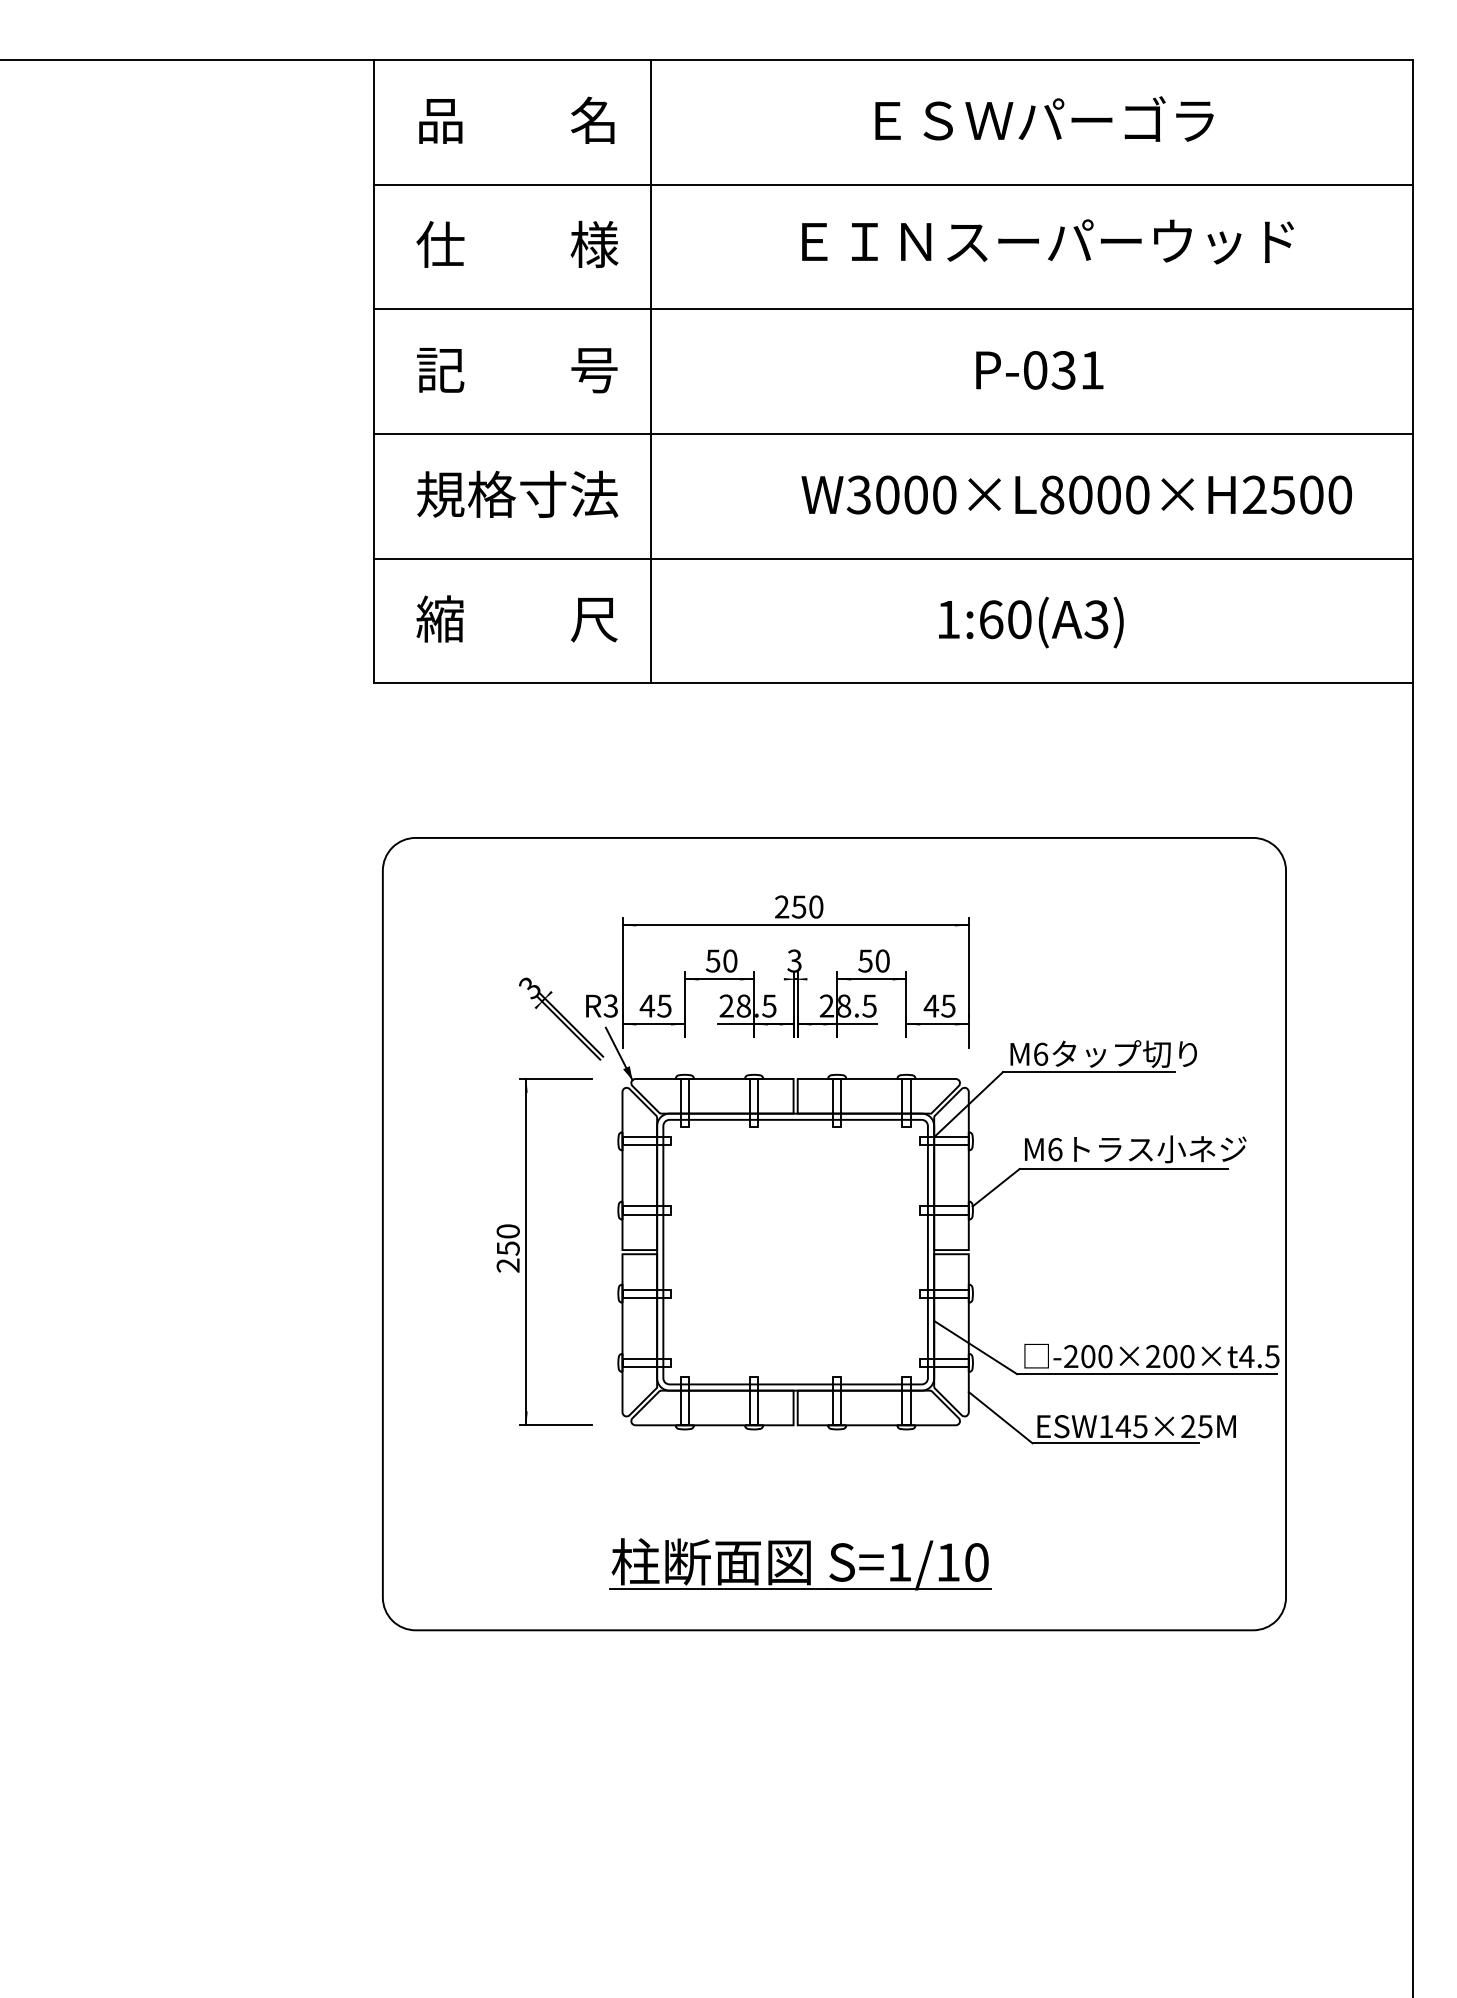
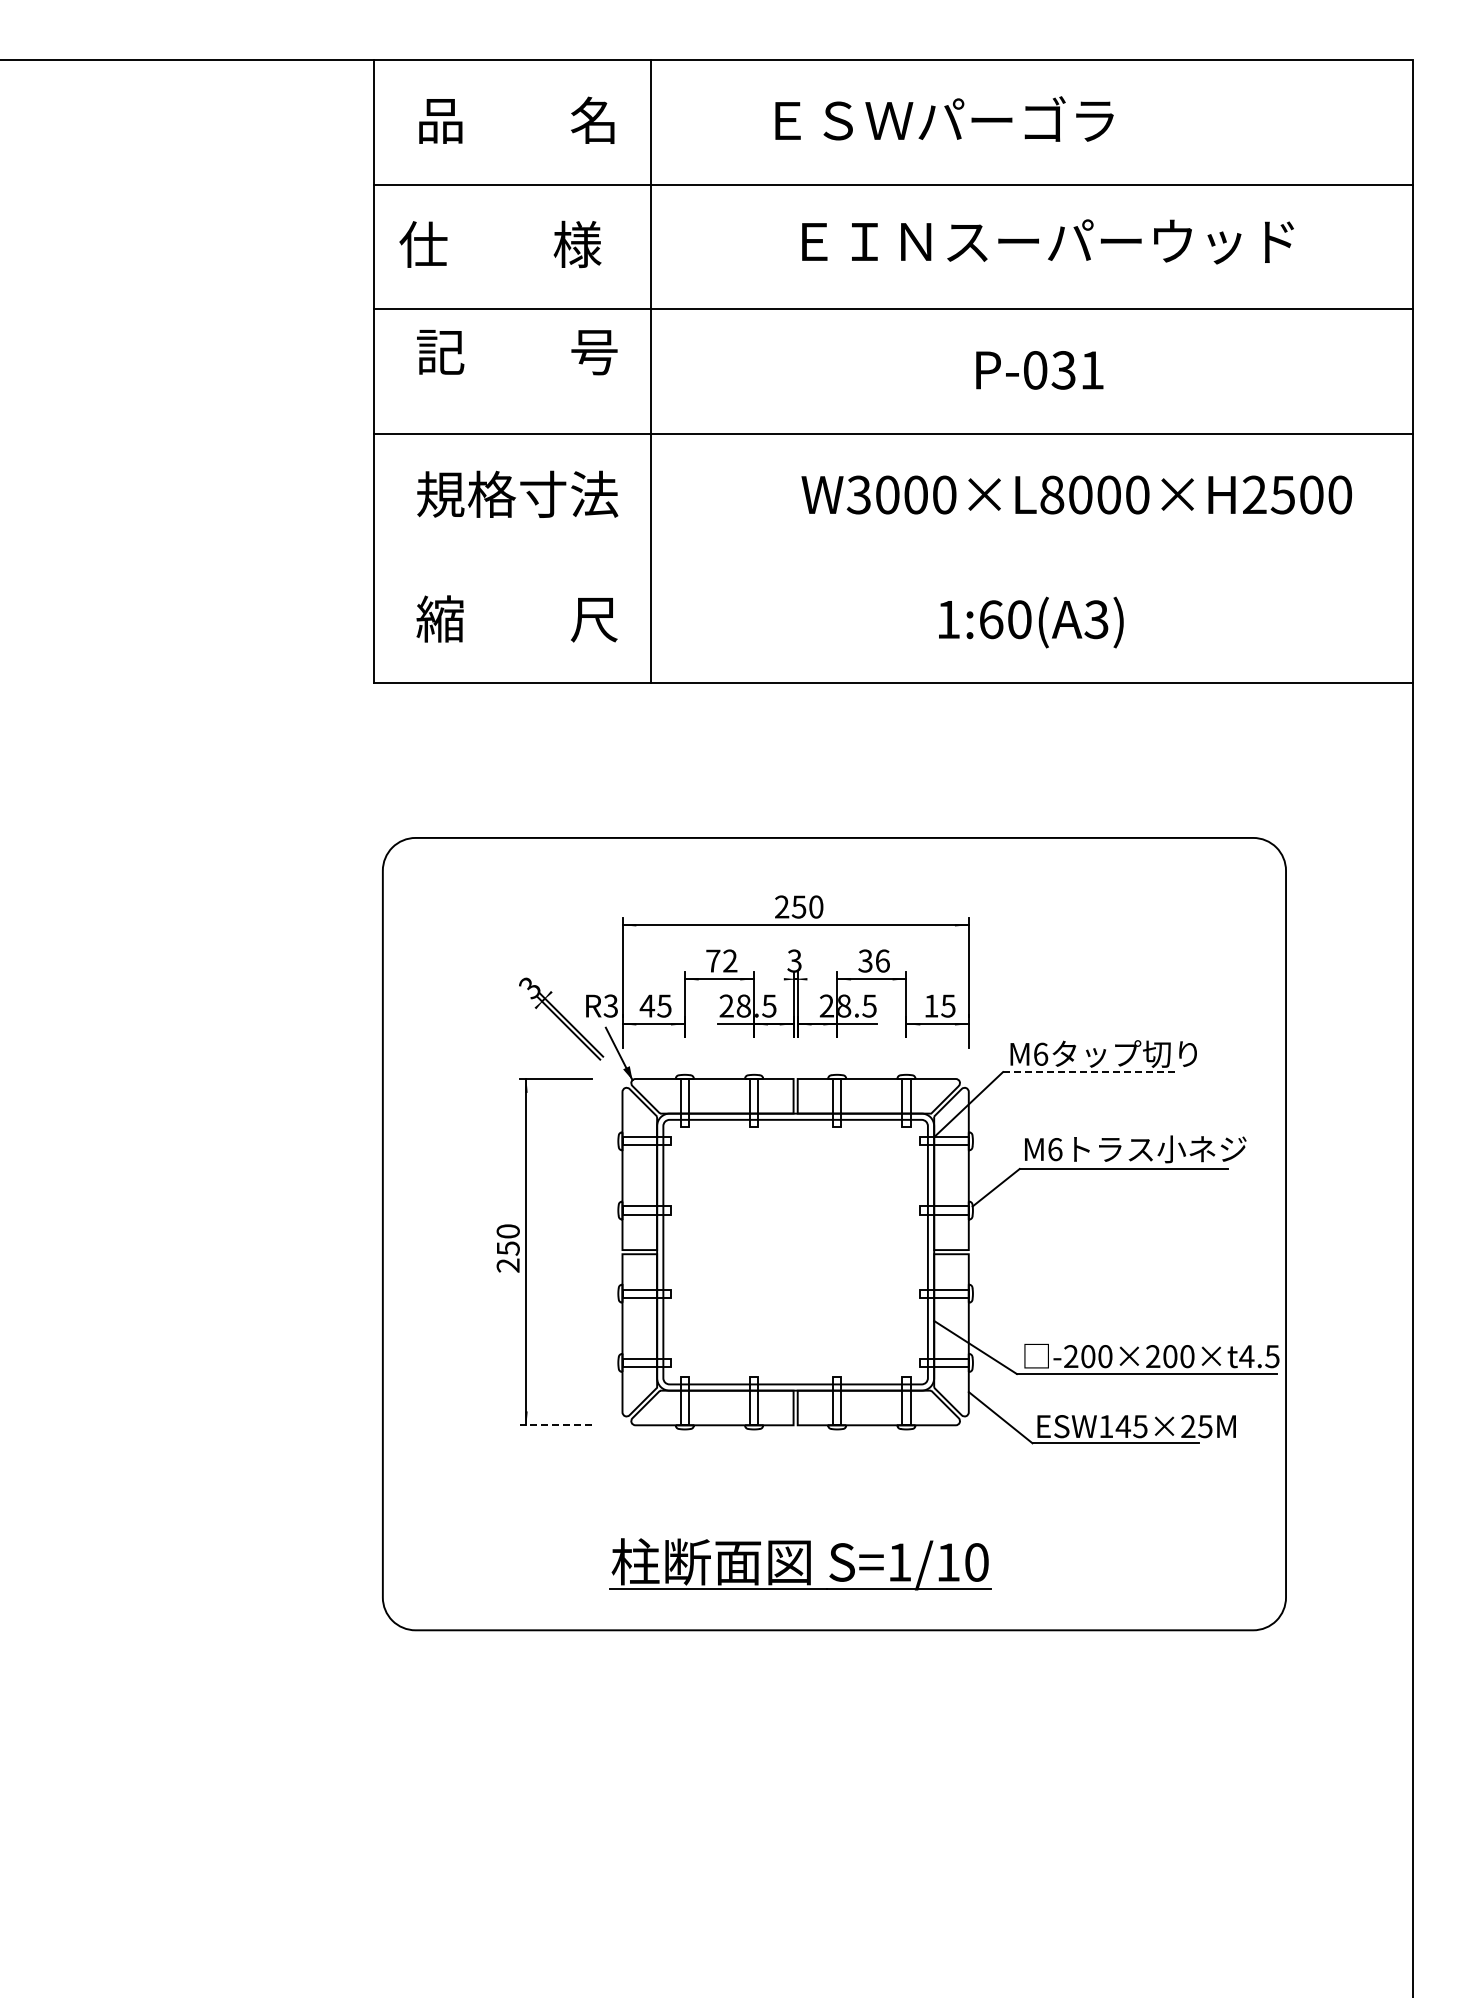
text position: (1044, 118) -> (944, 118) (944, 118)
text position: (517, 244) -> (500, 244) (500, 244)
text position: (517, 370) -> (517, 352) (517, 352)
line: present -> none (893, 558)
text: 50 -> 72 (721, 960)
text: 50 -> 36 (874, 960)
text: 45 -> 15 (931, 1005)
line: solid -> dashed (1088, 1072)
line: solid -> dashed (555, 1425)
